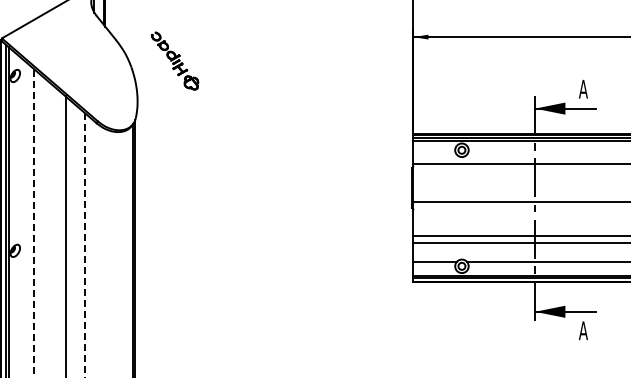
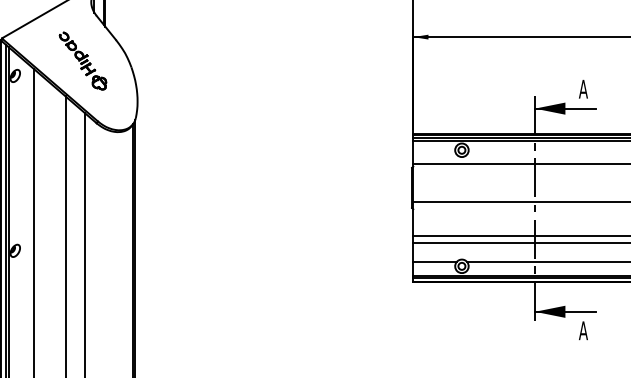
part position: (174, 60) -> (82, 60) (82, 60)
line: dashed -> solid (34, 223)
line: dashed -> solid (85, 245)
